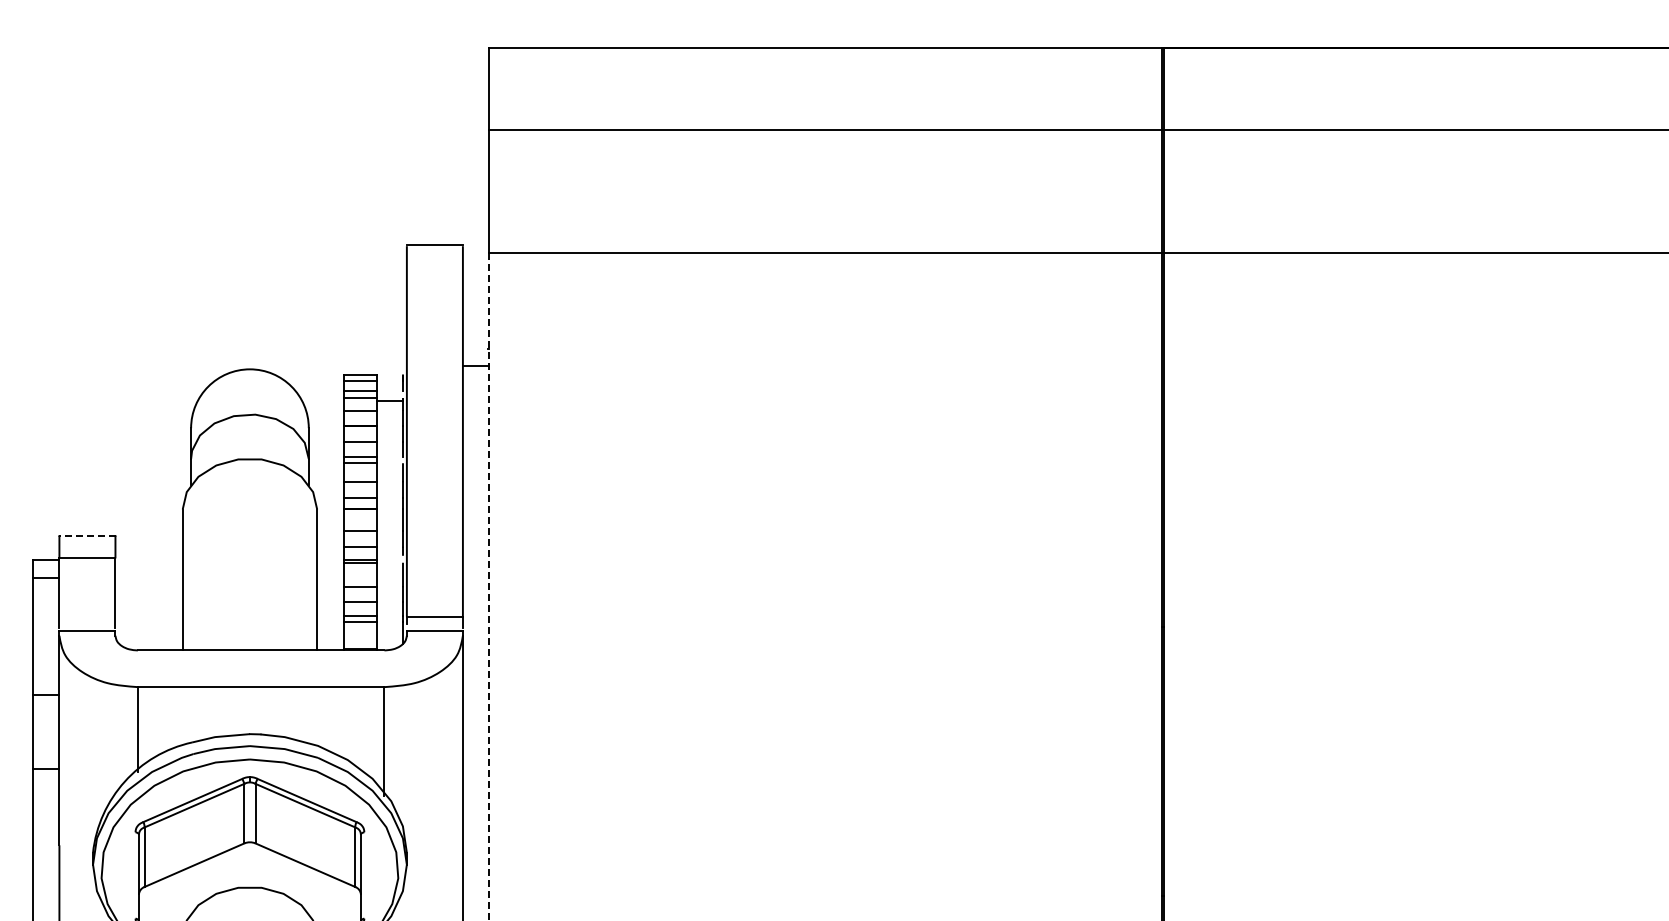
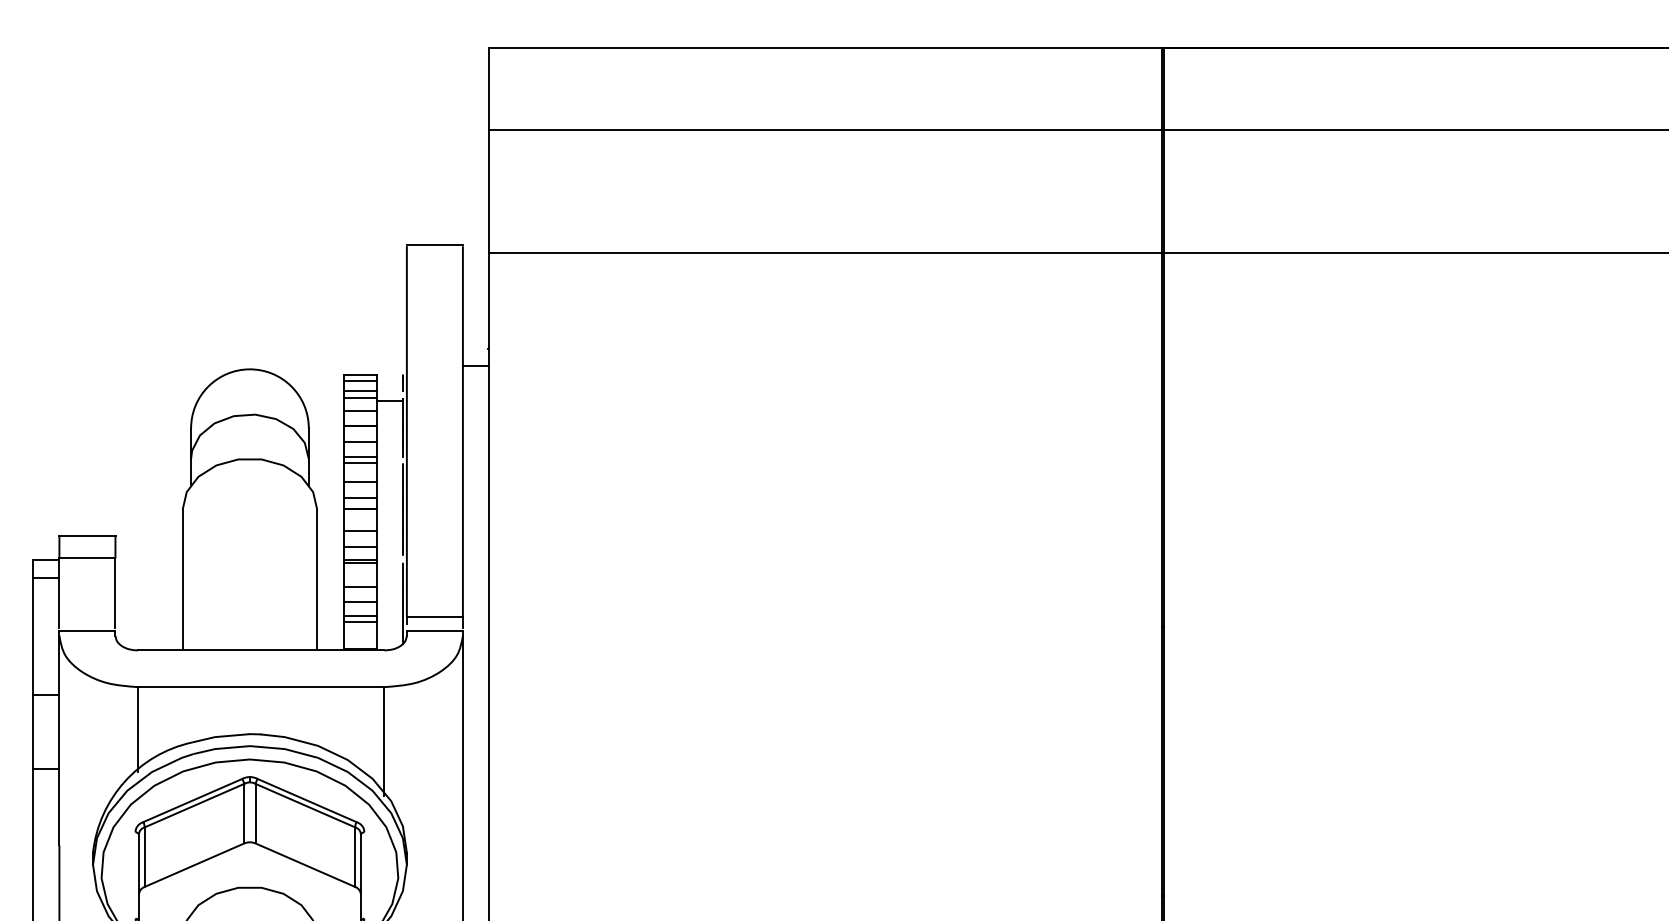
line: dashed -> solid (86, 535)
line: dashed -> solid (489, 586)
